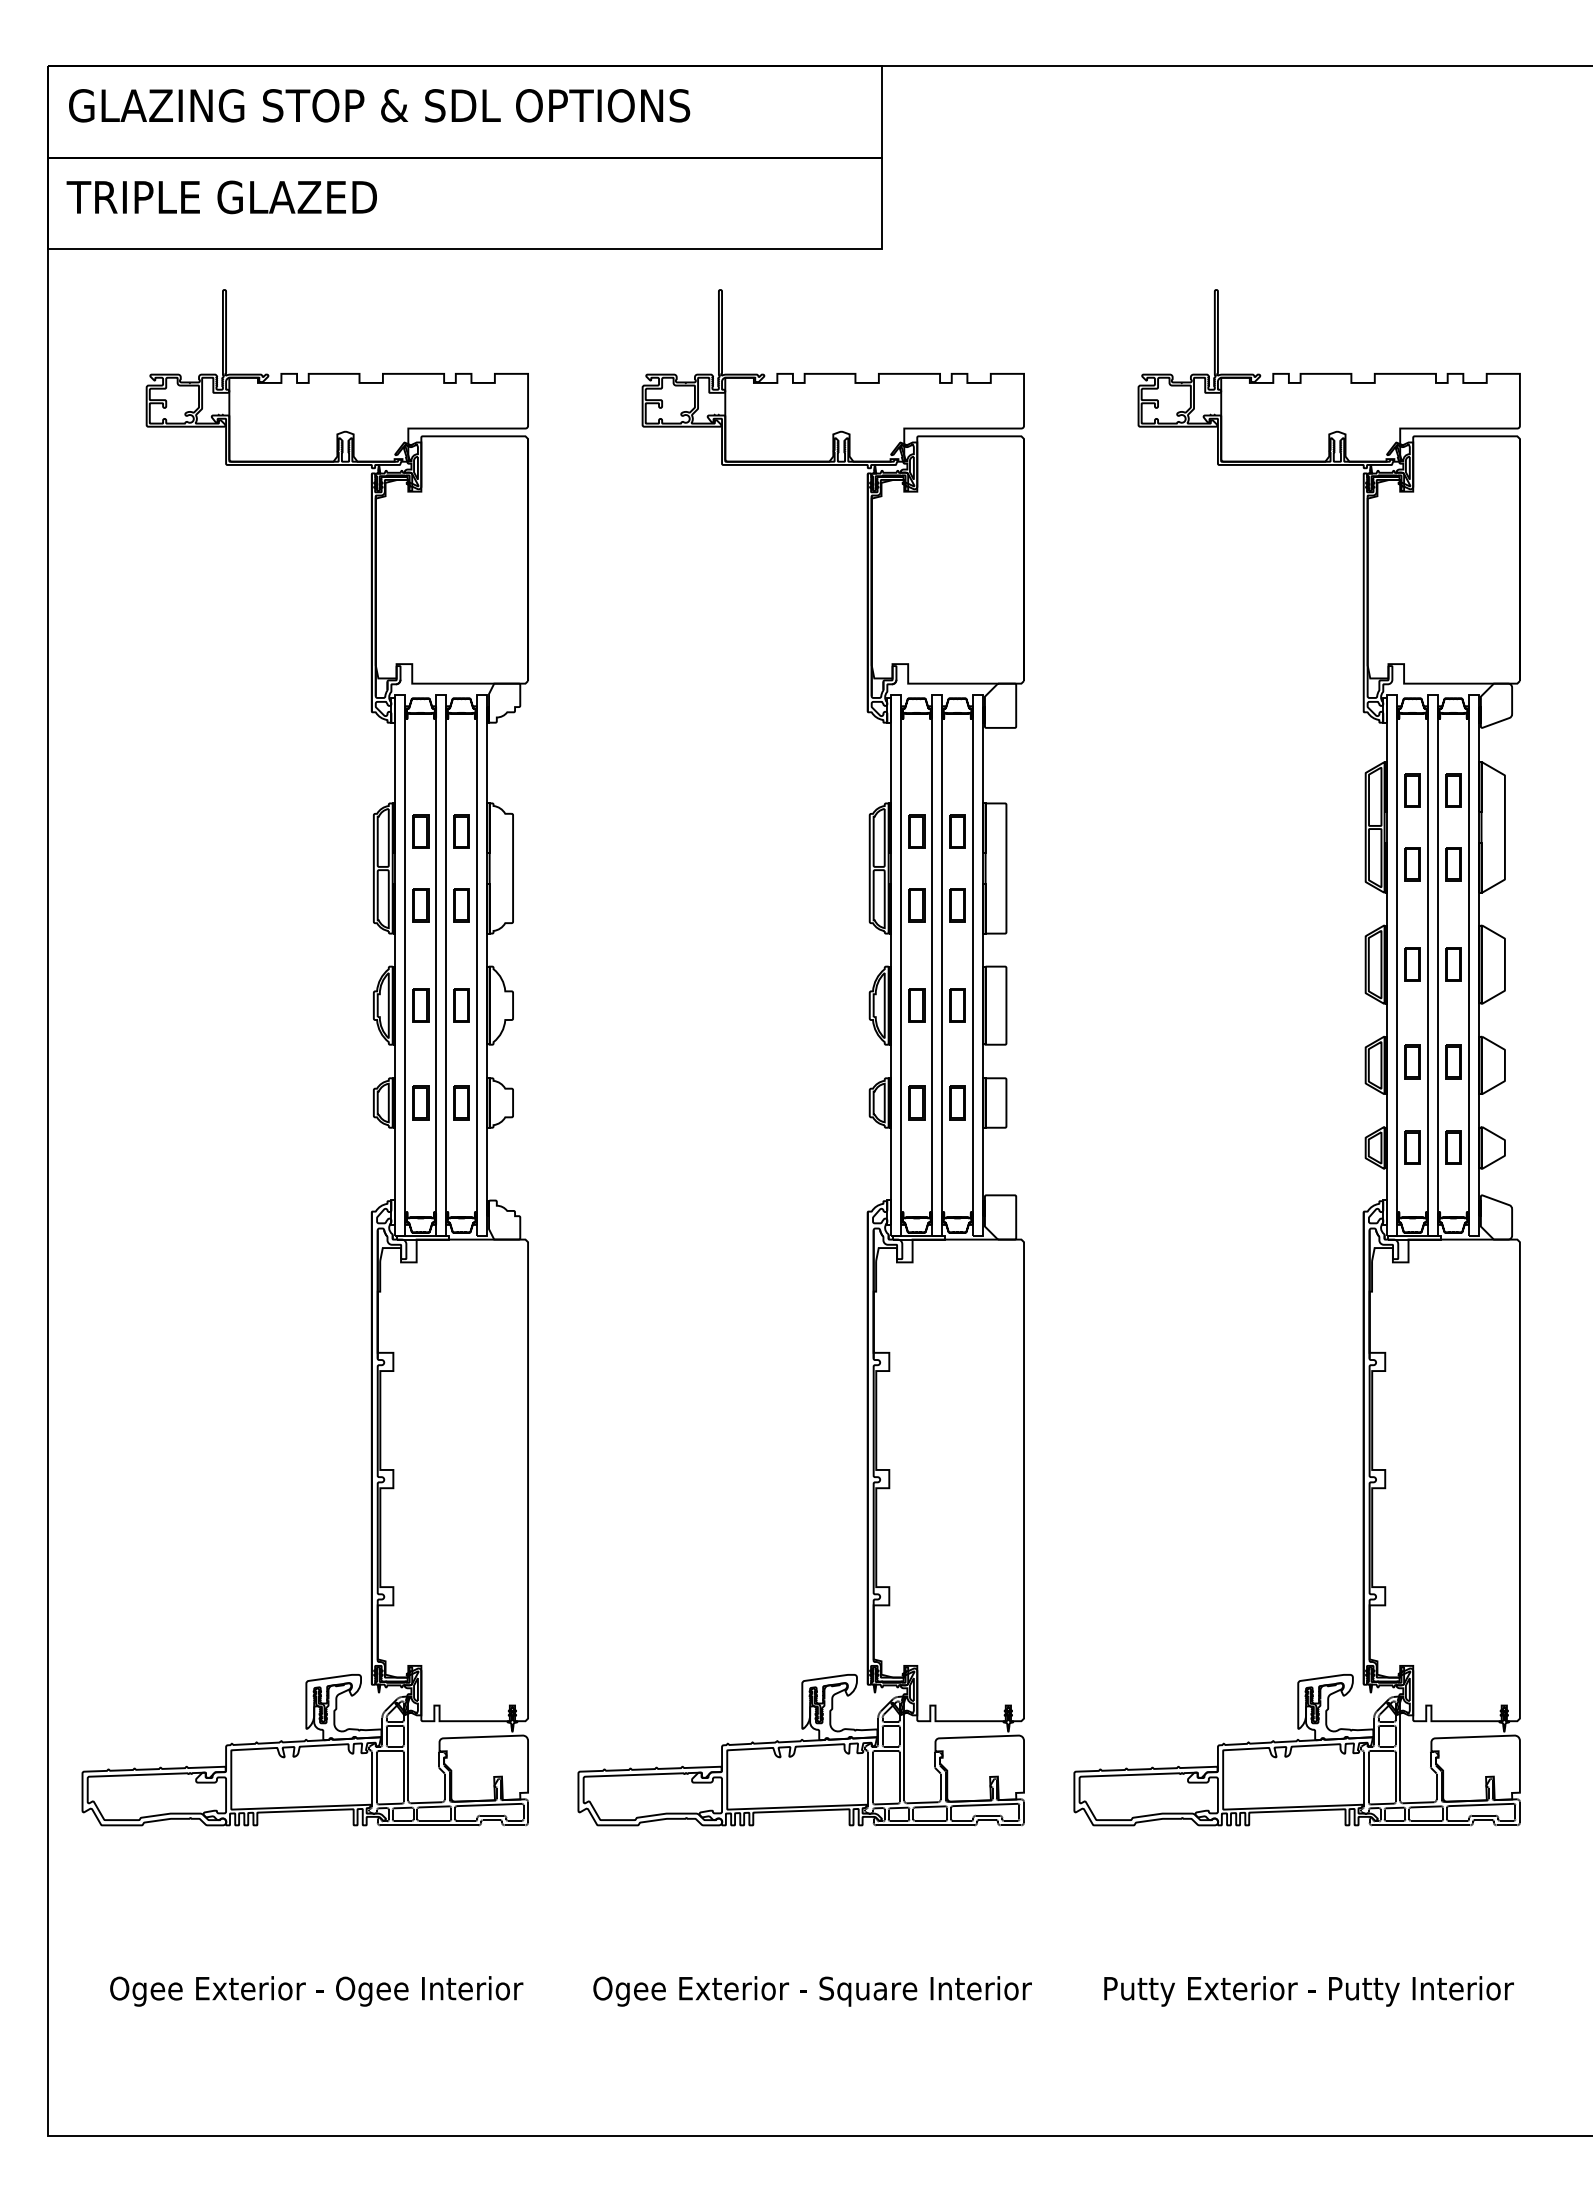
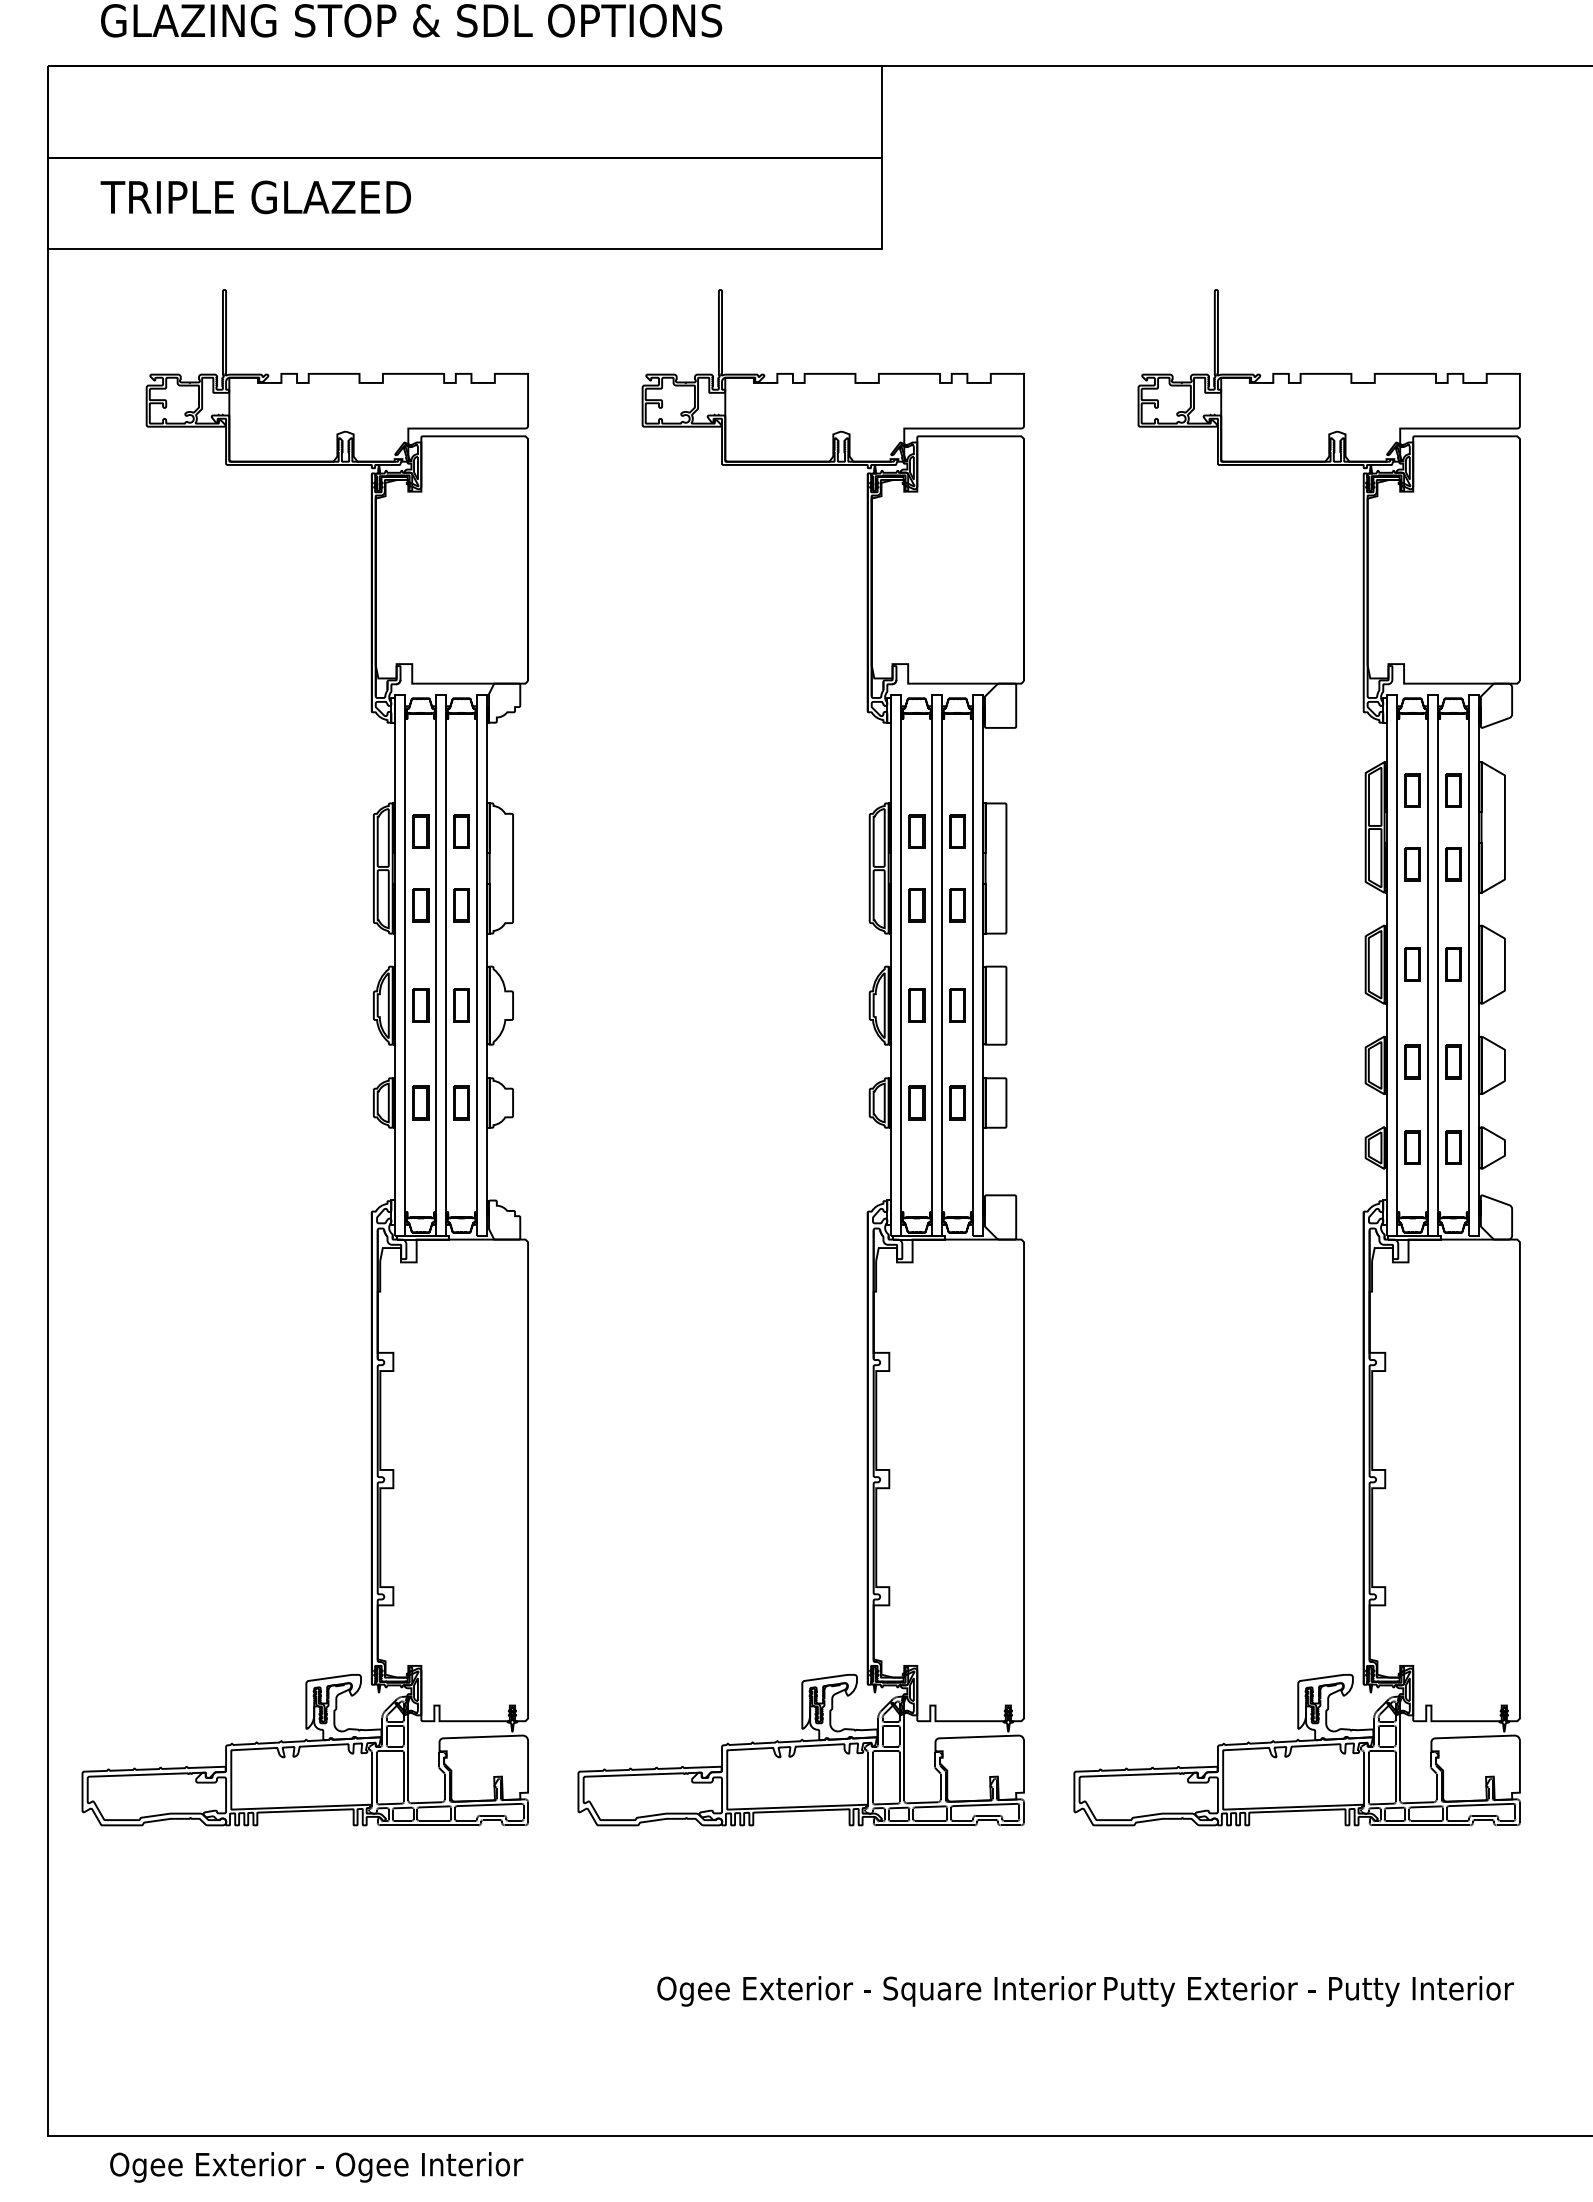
text position: (379, 105) -> (411, 20) (411, 20)
text position: (221, 197) -> (255, 197) (255, 197)
text position: (316, 1991) -> (316, 2167) (316, 2167)
text position: (812, 1991) -> (876, 1991) (876, 1991)
